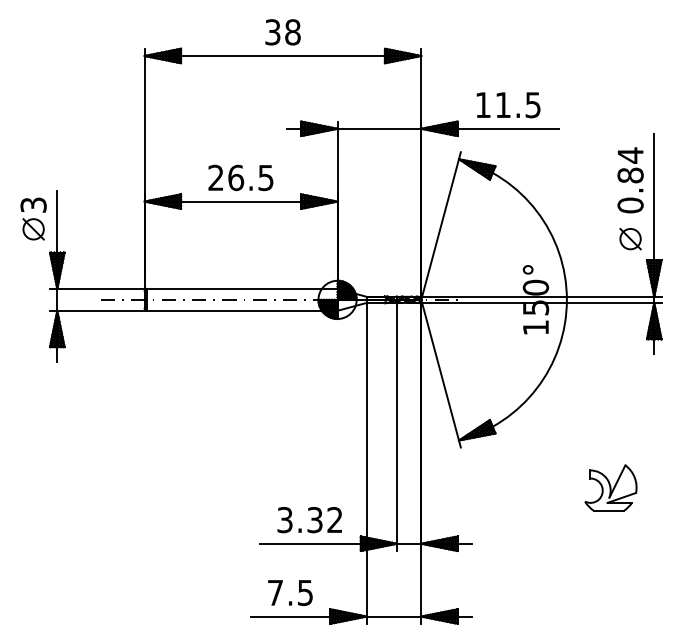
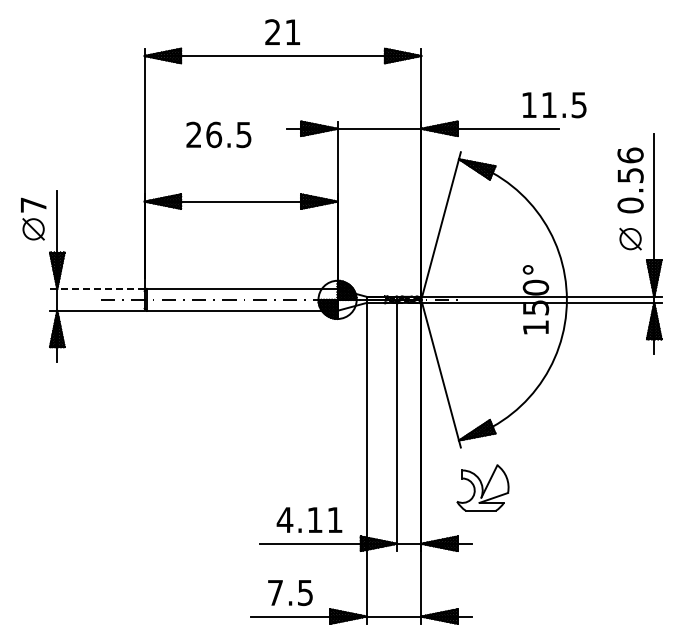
text: 38 -> 21 (282, 32)
text position: (508, 105) -> (554, 105) (554, 105)
text: 0.84 -> 0.56 (630, 165)
text position: (240, 177) -> (218, 134) (218, 134)
text: 3 -> 7 (33, 204)
line: solid -> dashed (97, 288)
part position: (610, 487) -> (482, 487) (482, 487)
text: 3.32 -> 4.11 (309, 520)
